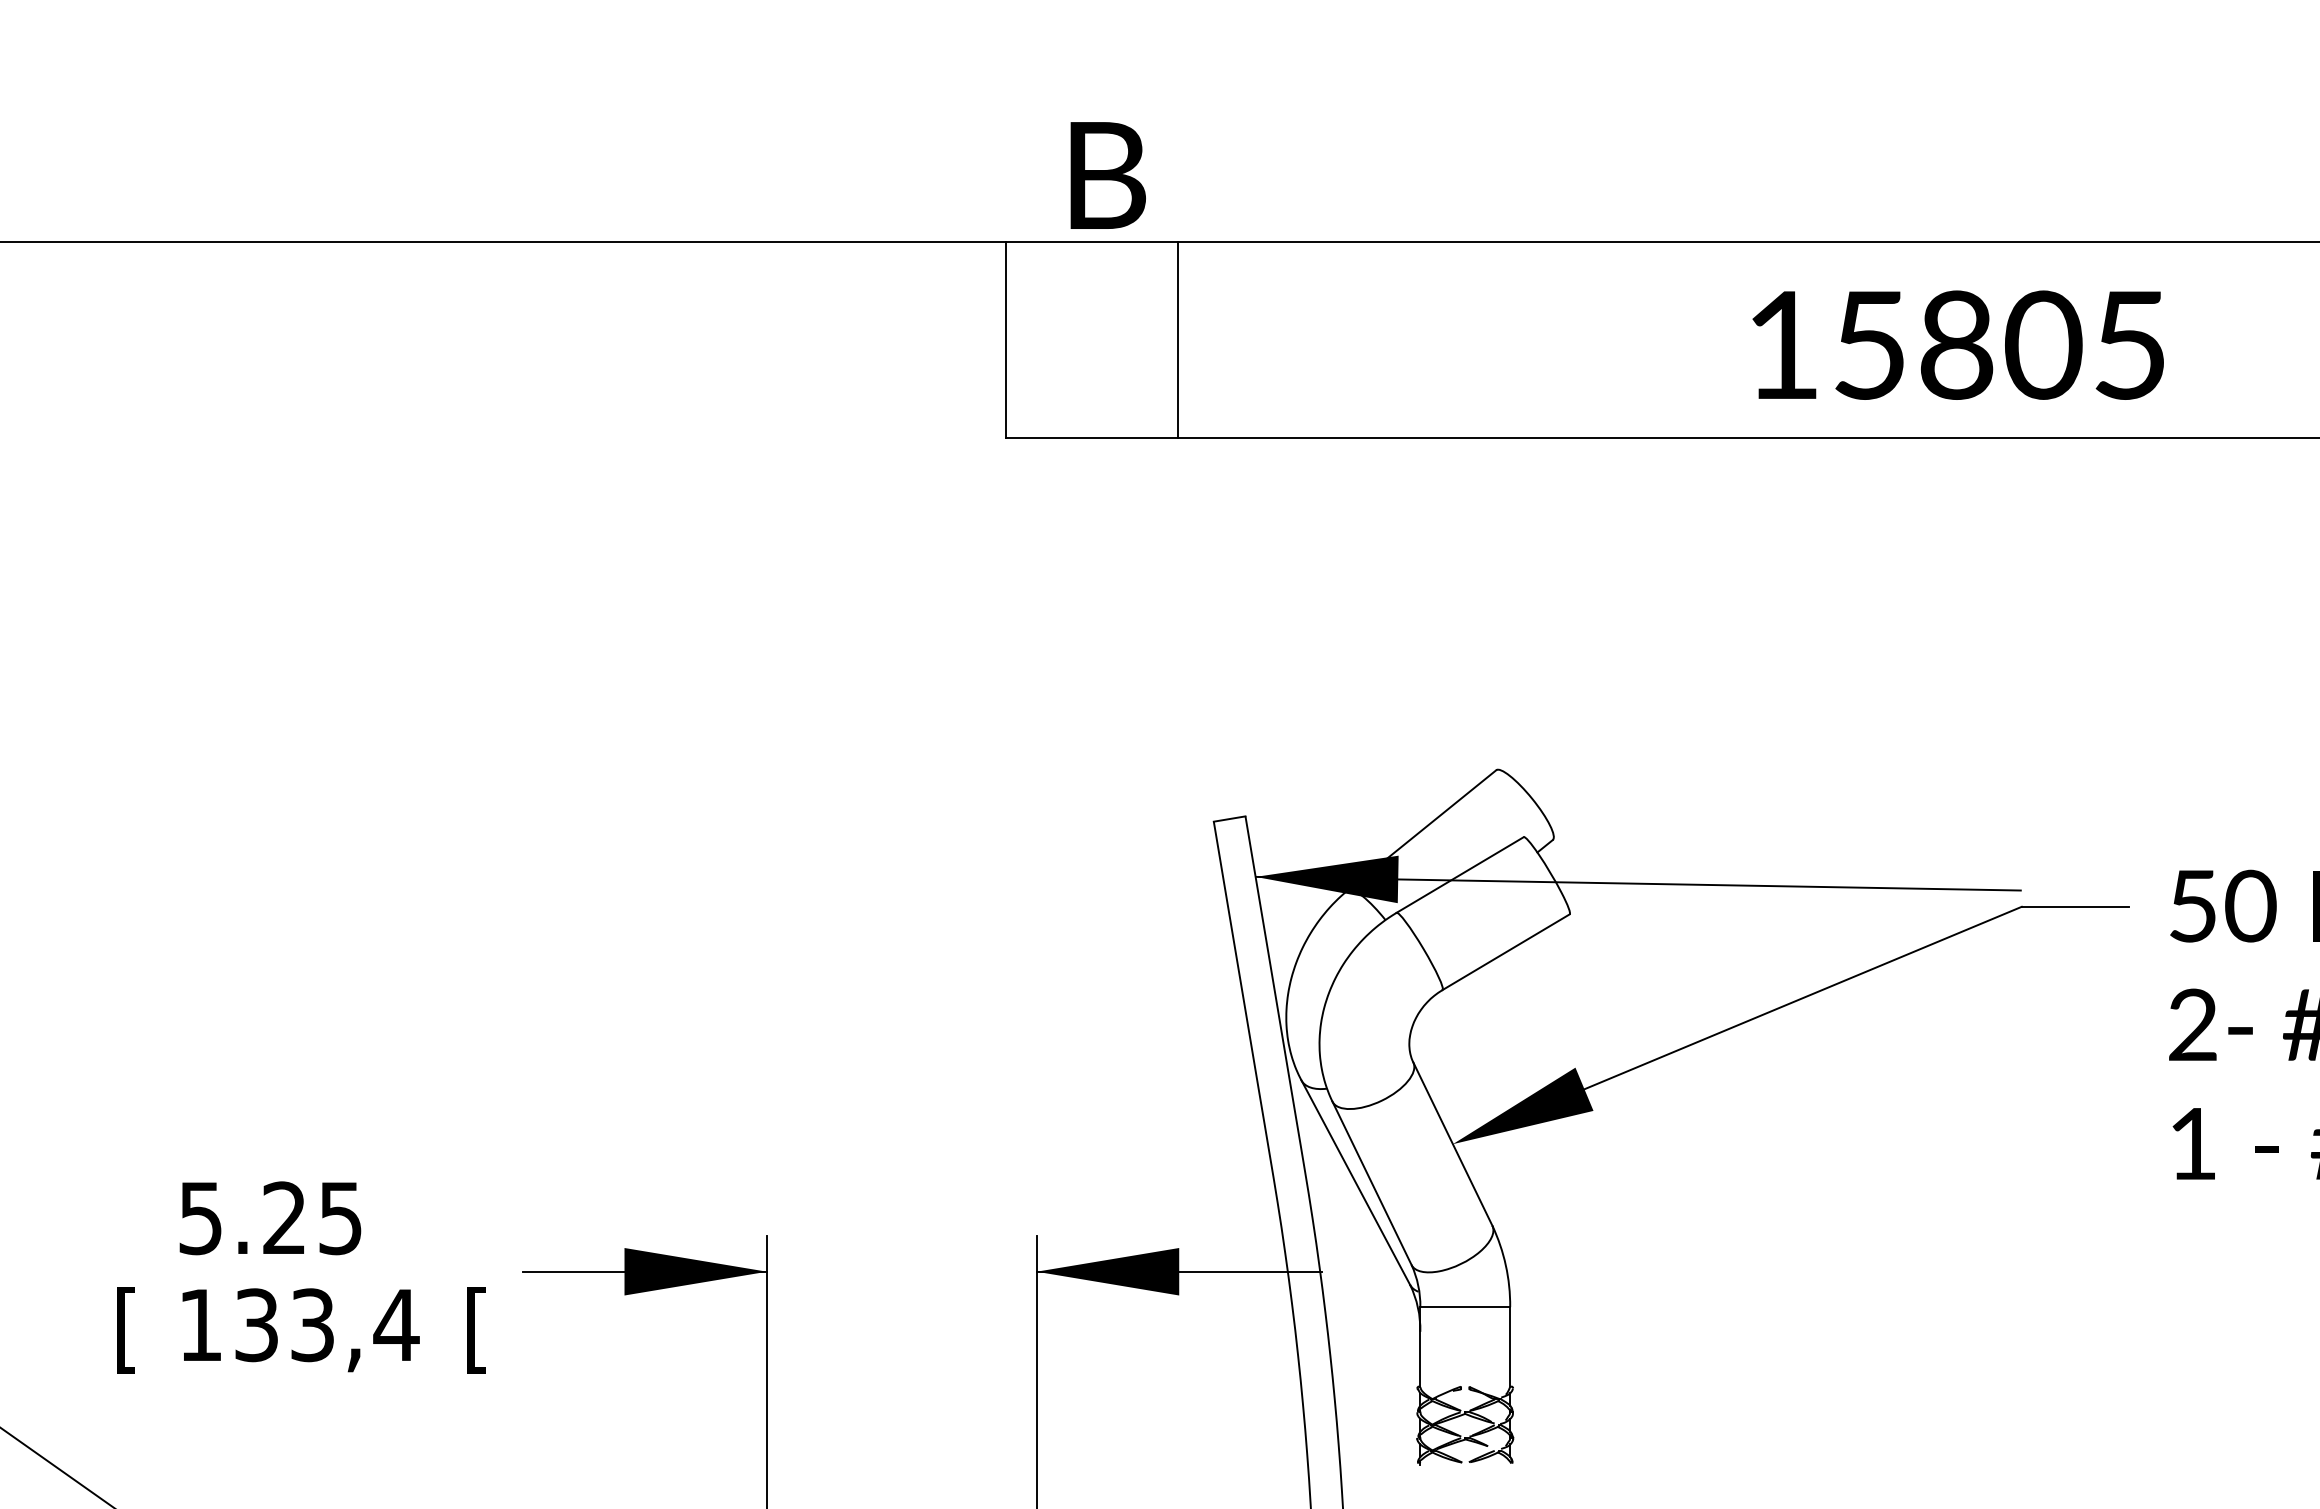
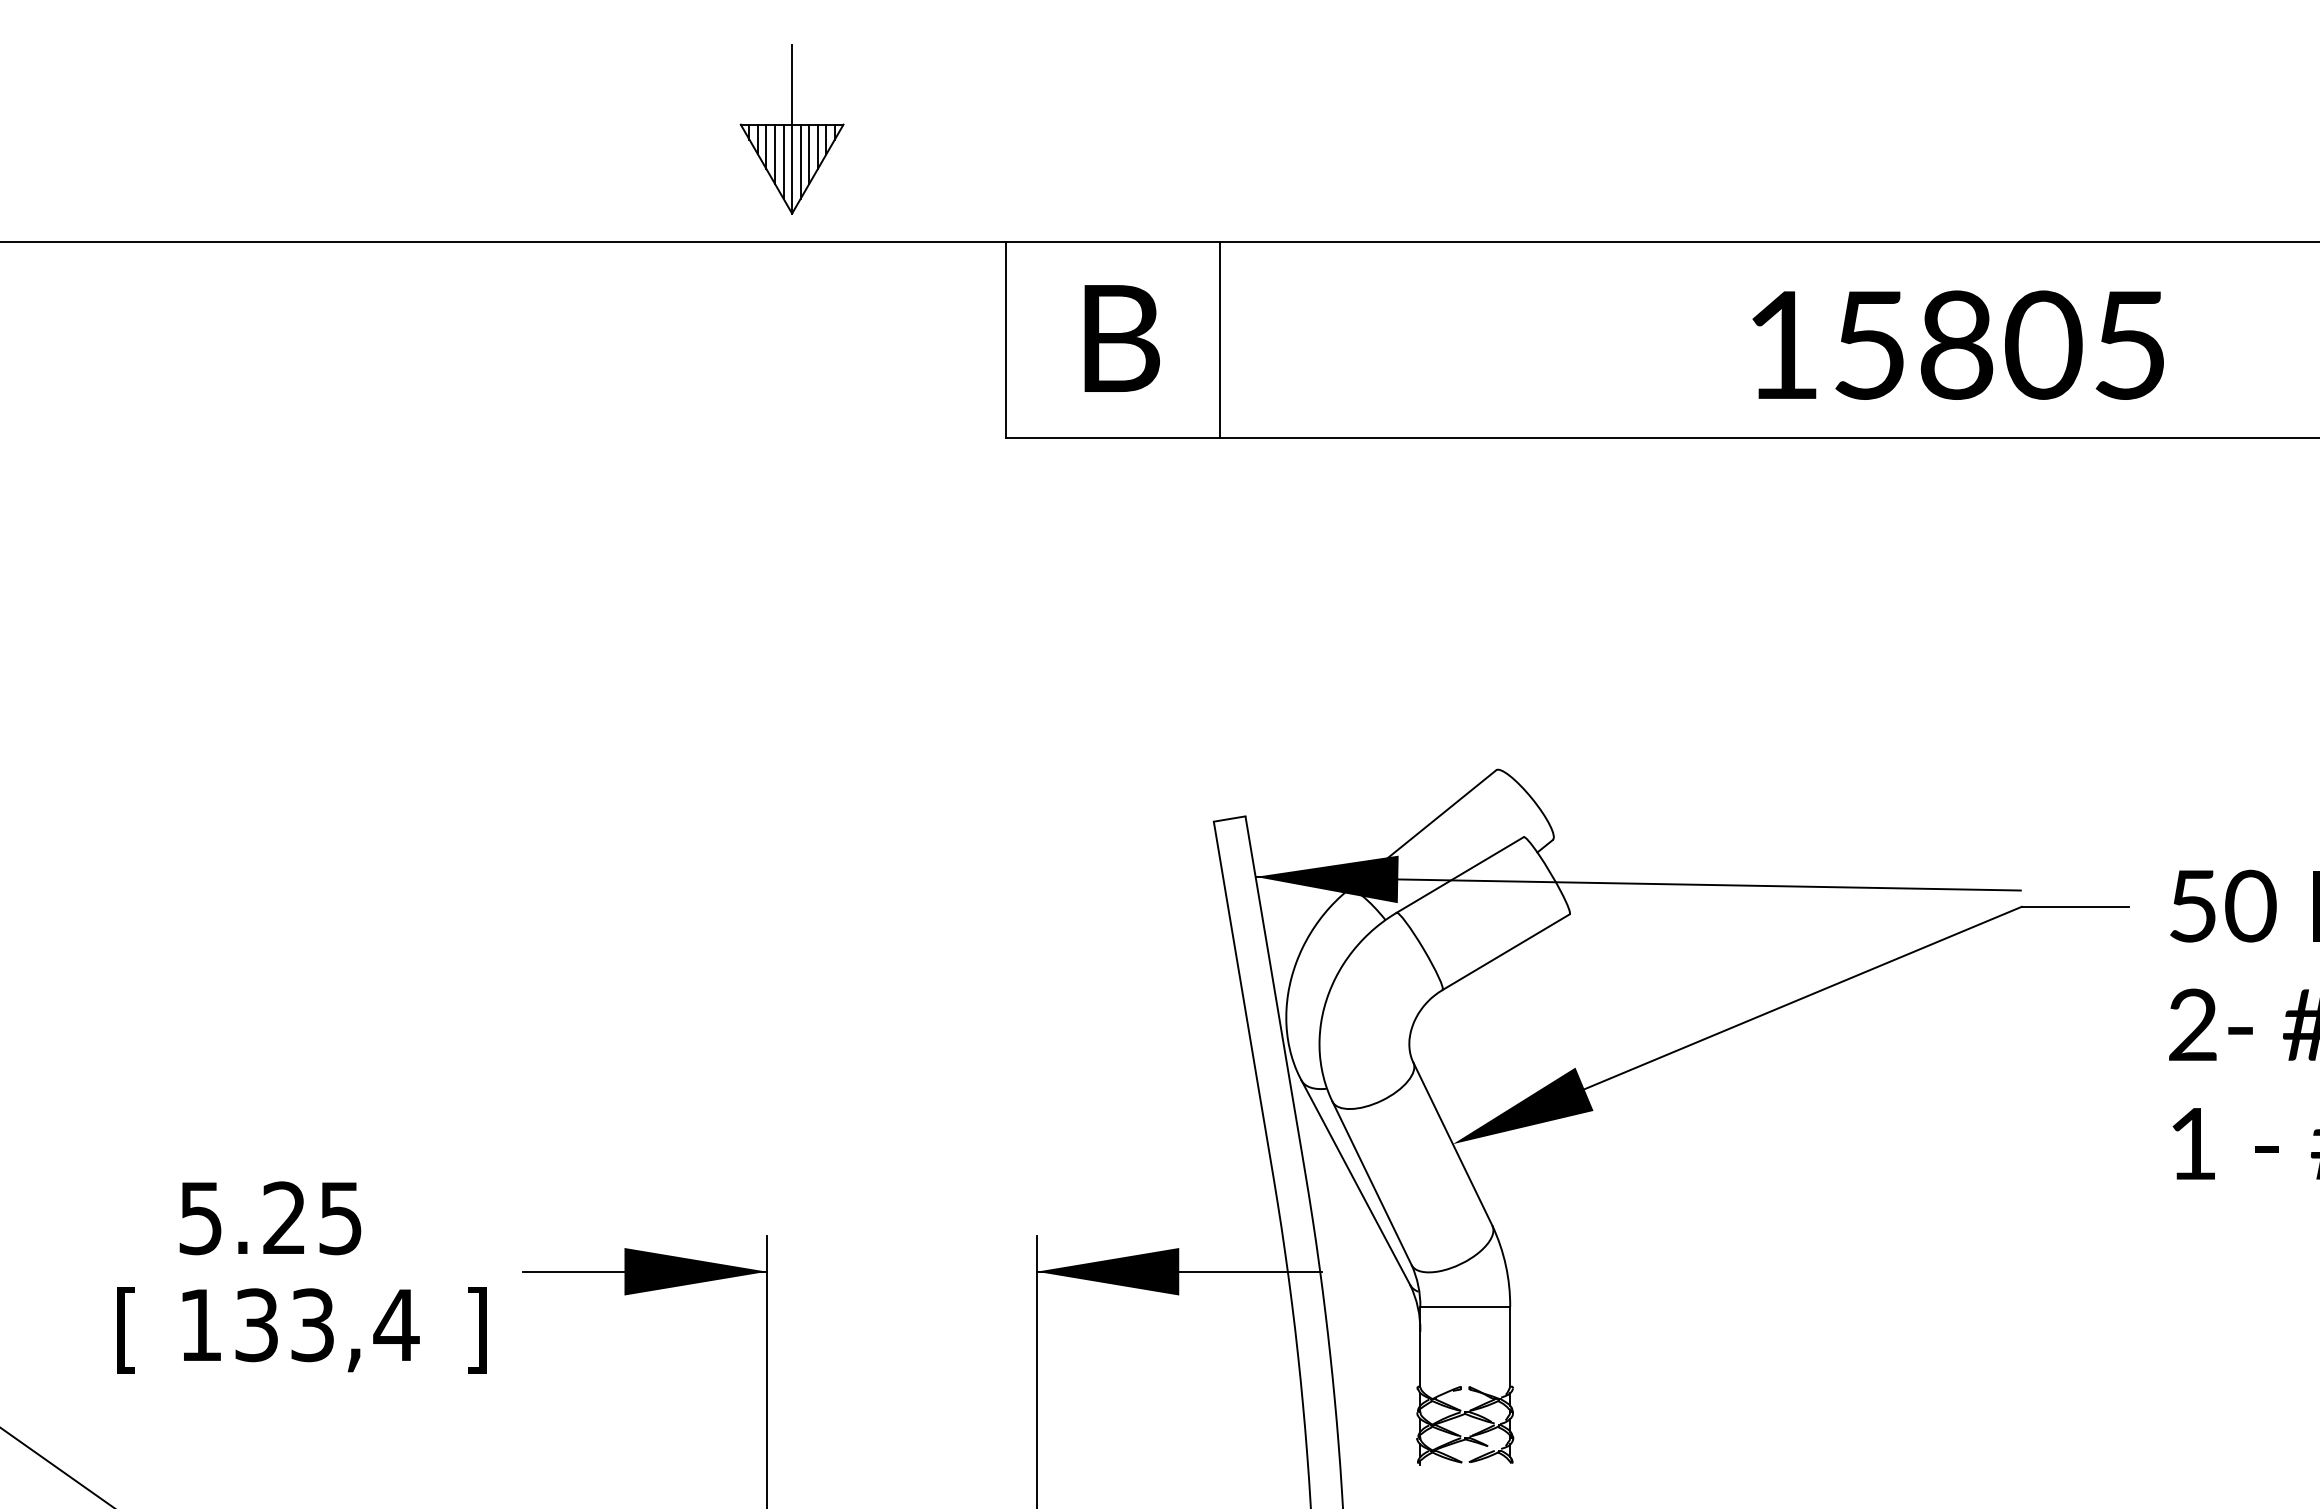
part: none -> present (791, 129)
text position: (1107, 175) -> (1121, 338) (1121, 338)
line position: (1177, 340) -> (1219, 340) (1219, 340)
text: [ -> ] (476, 1330)
